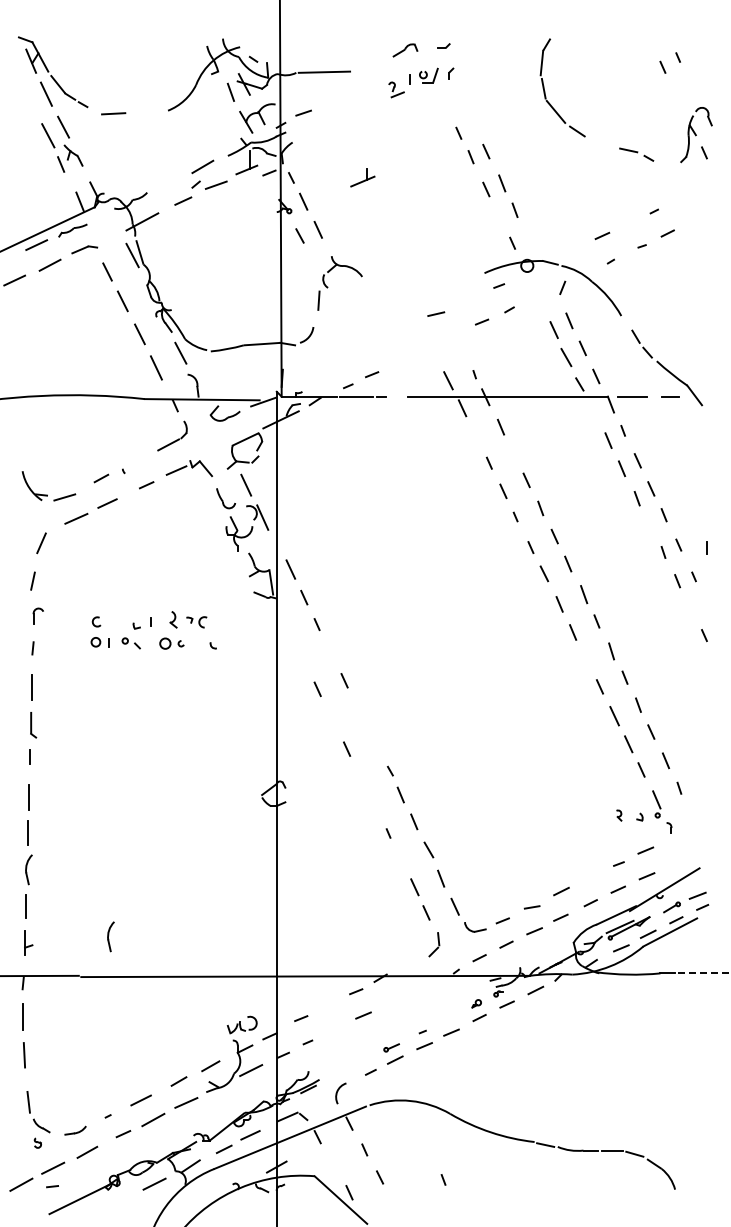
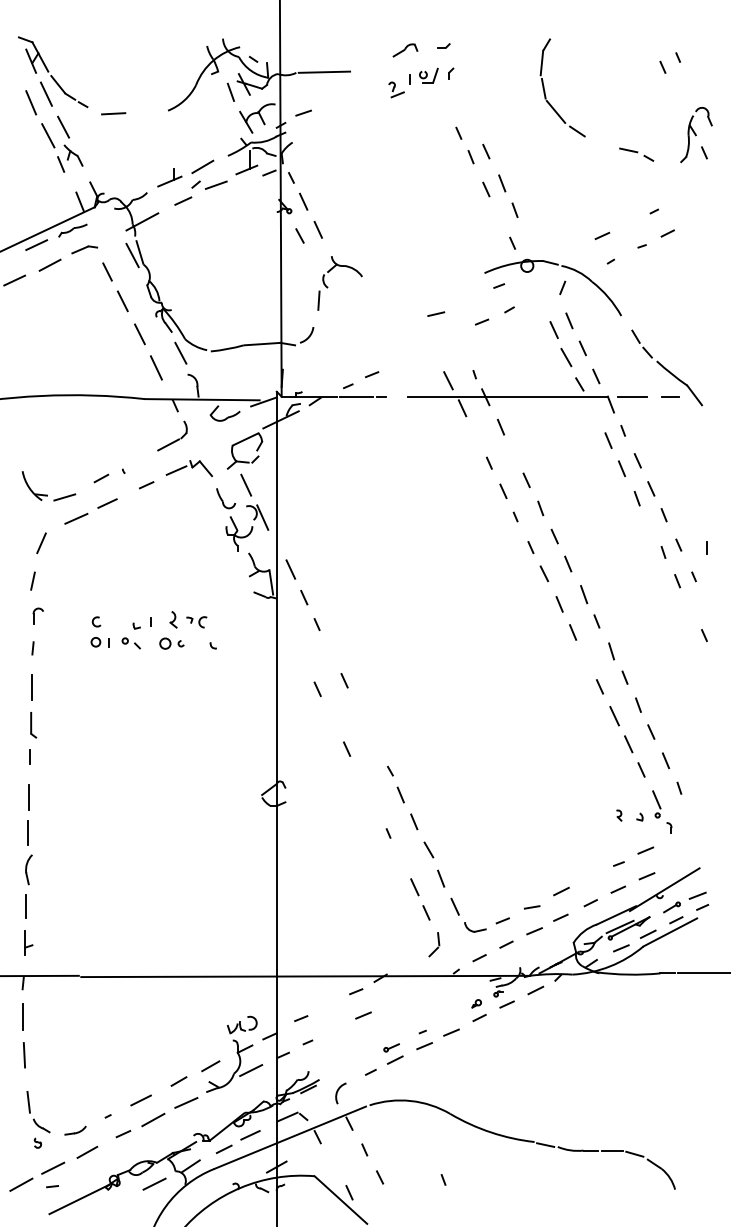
line: none -> present (31, 102)
part position: (362, 177) -> (169, 177) (169, 177)
part: present -> none (110, 936)
line: dashed -> solid (704, 973)
